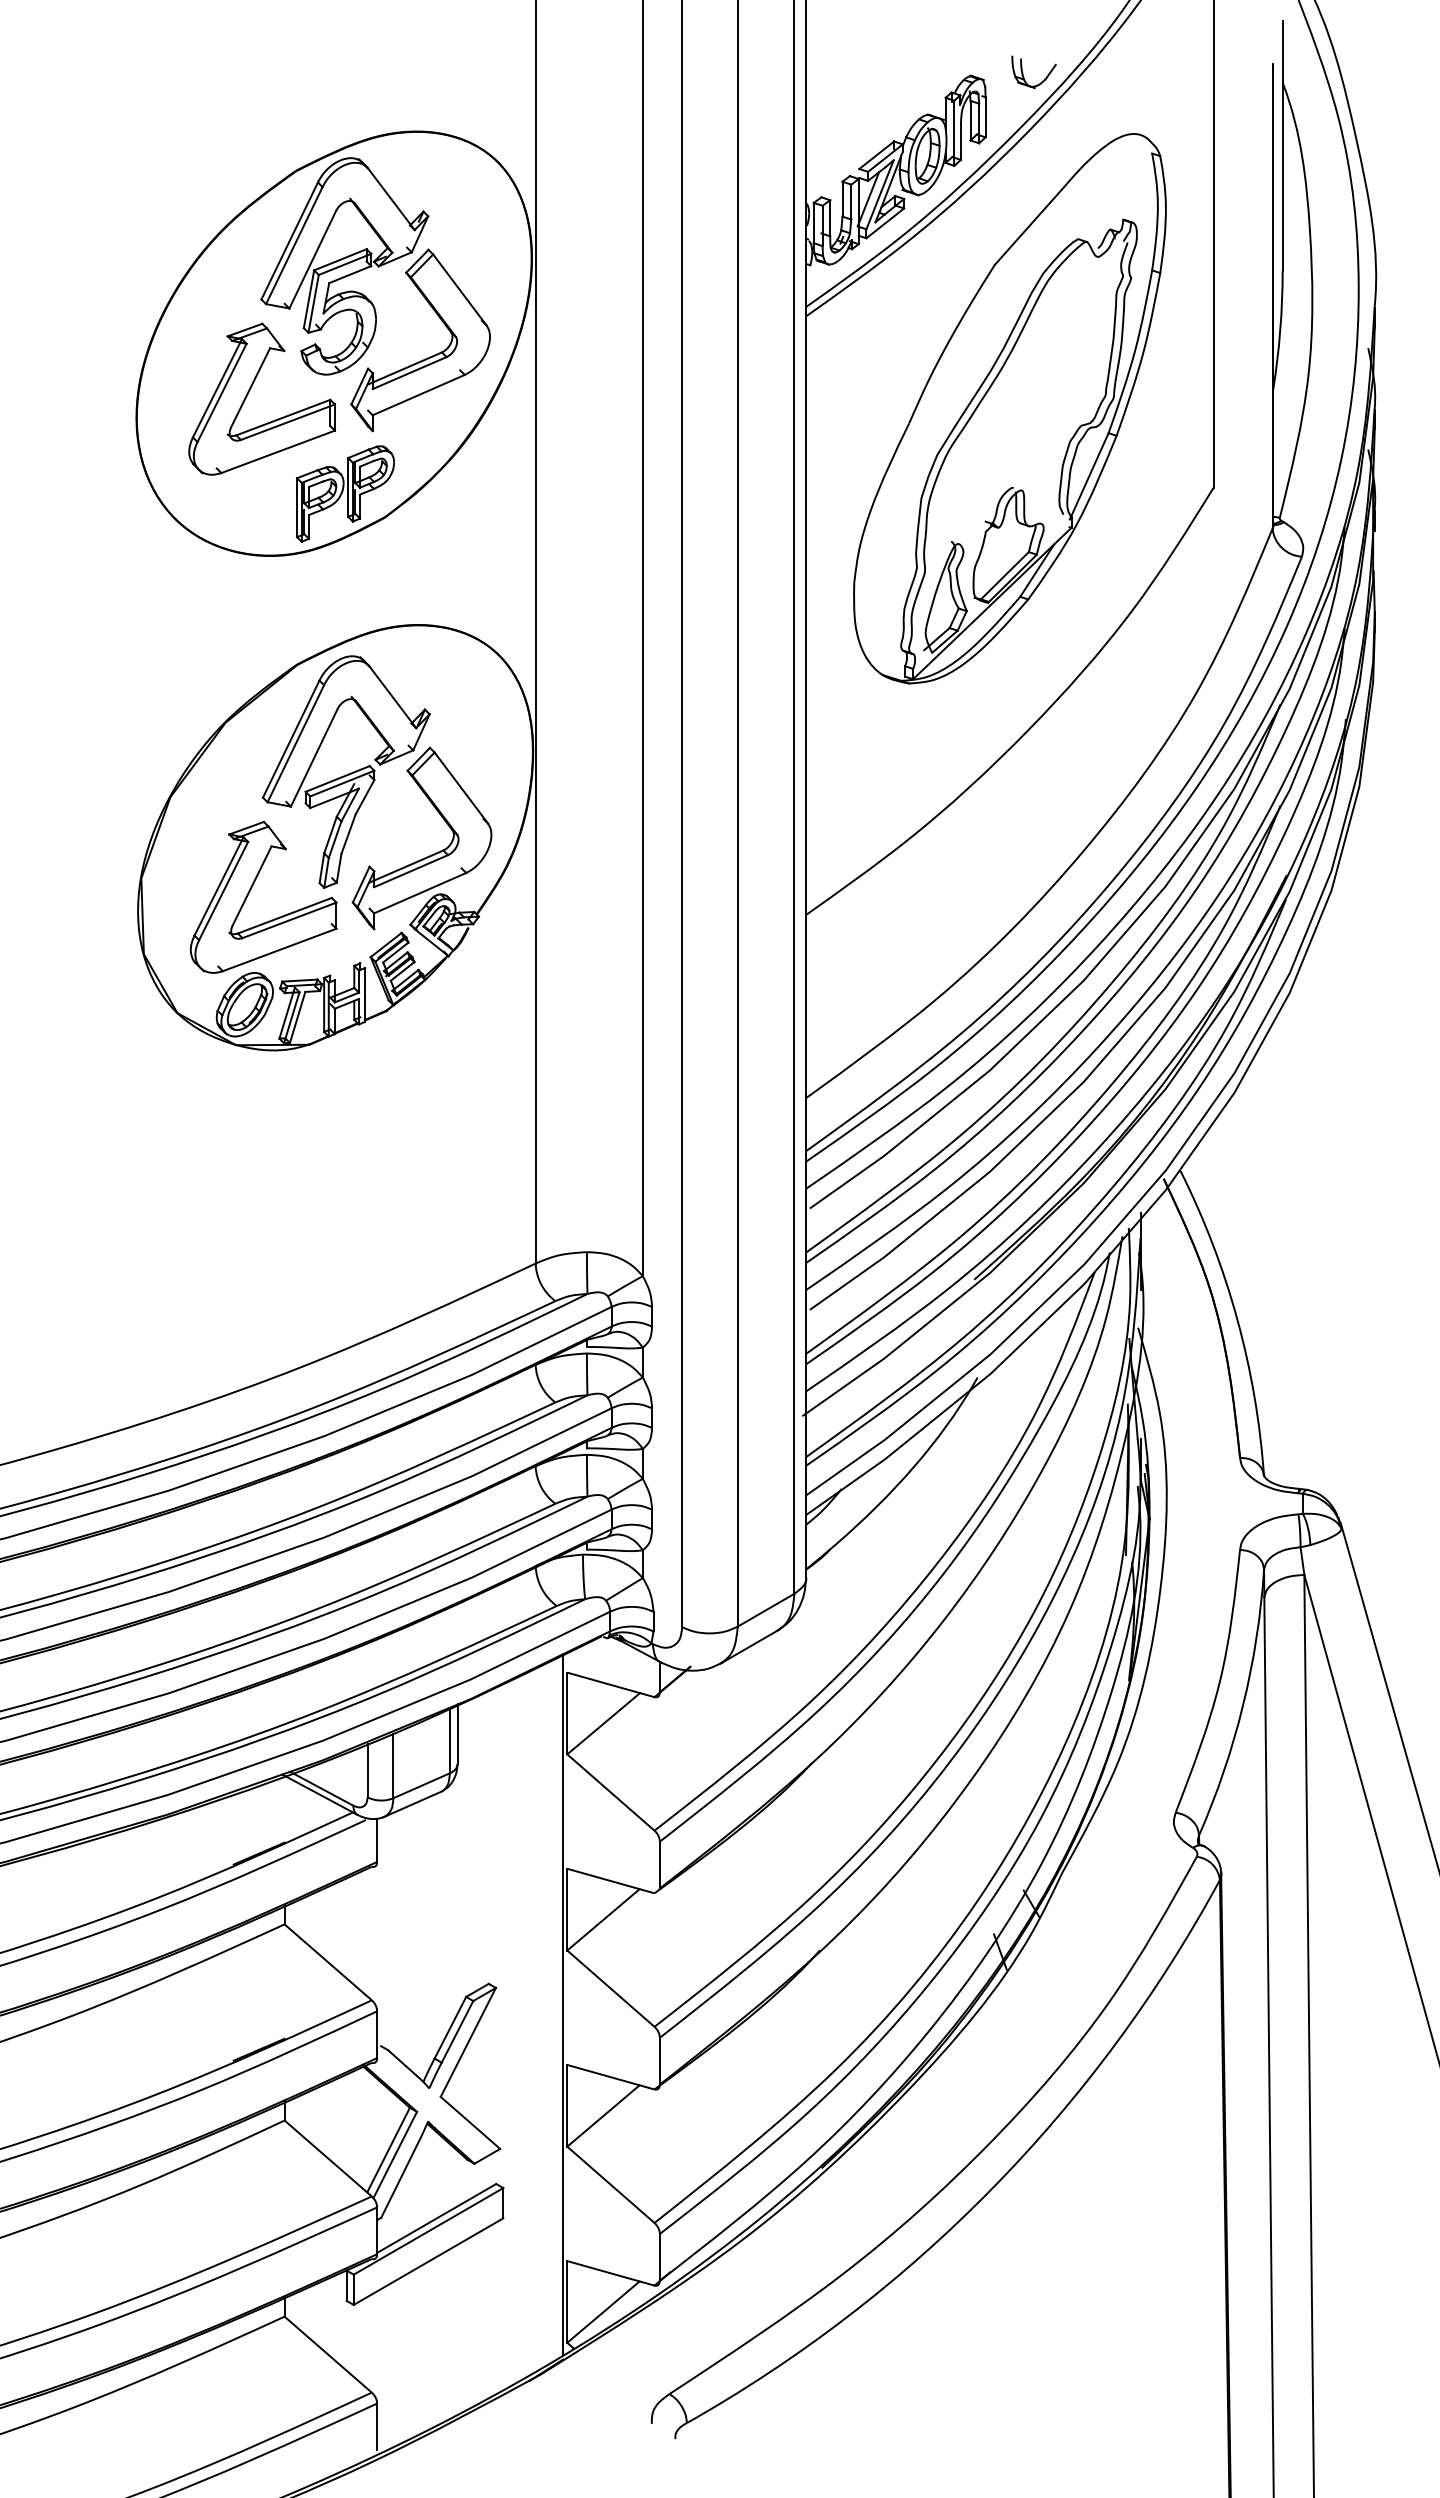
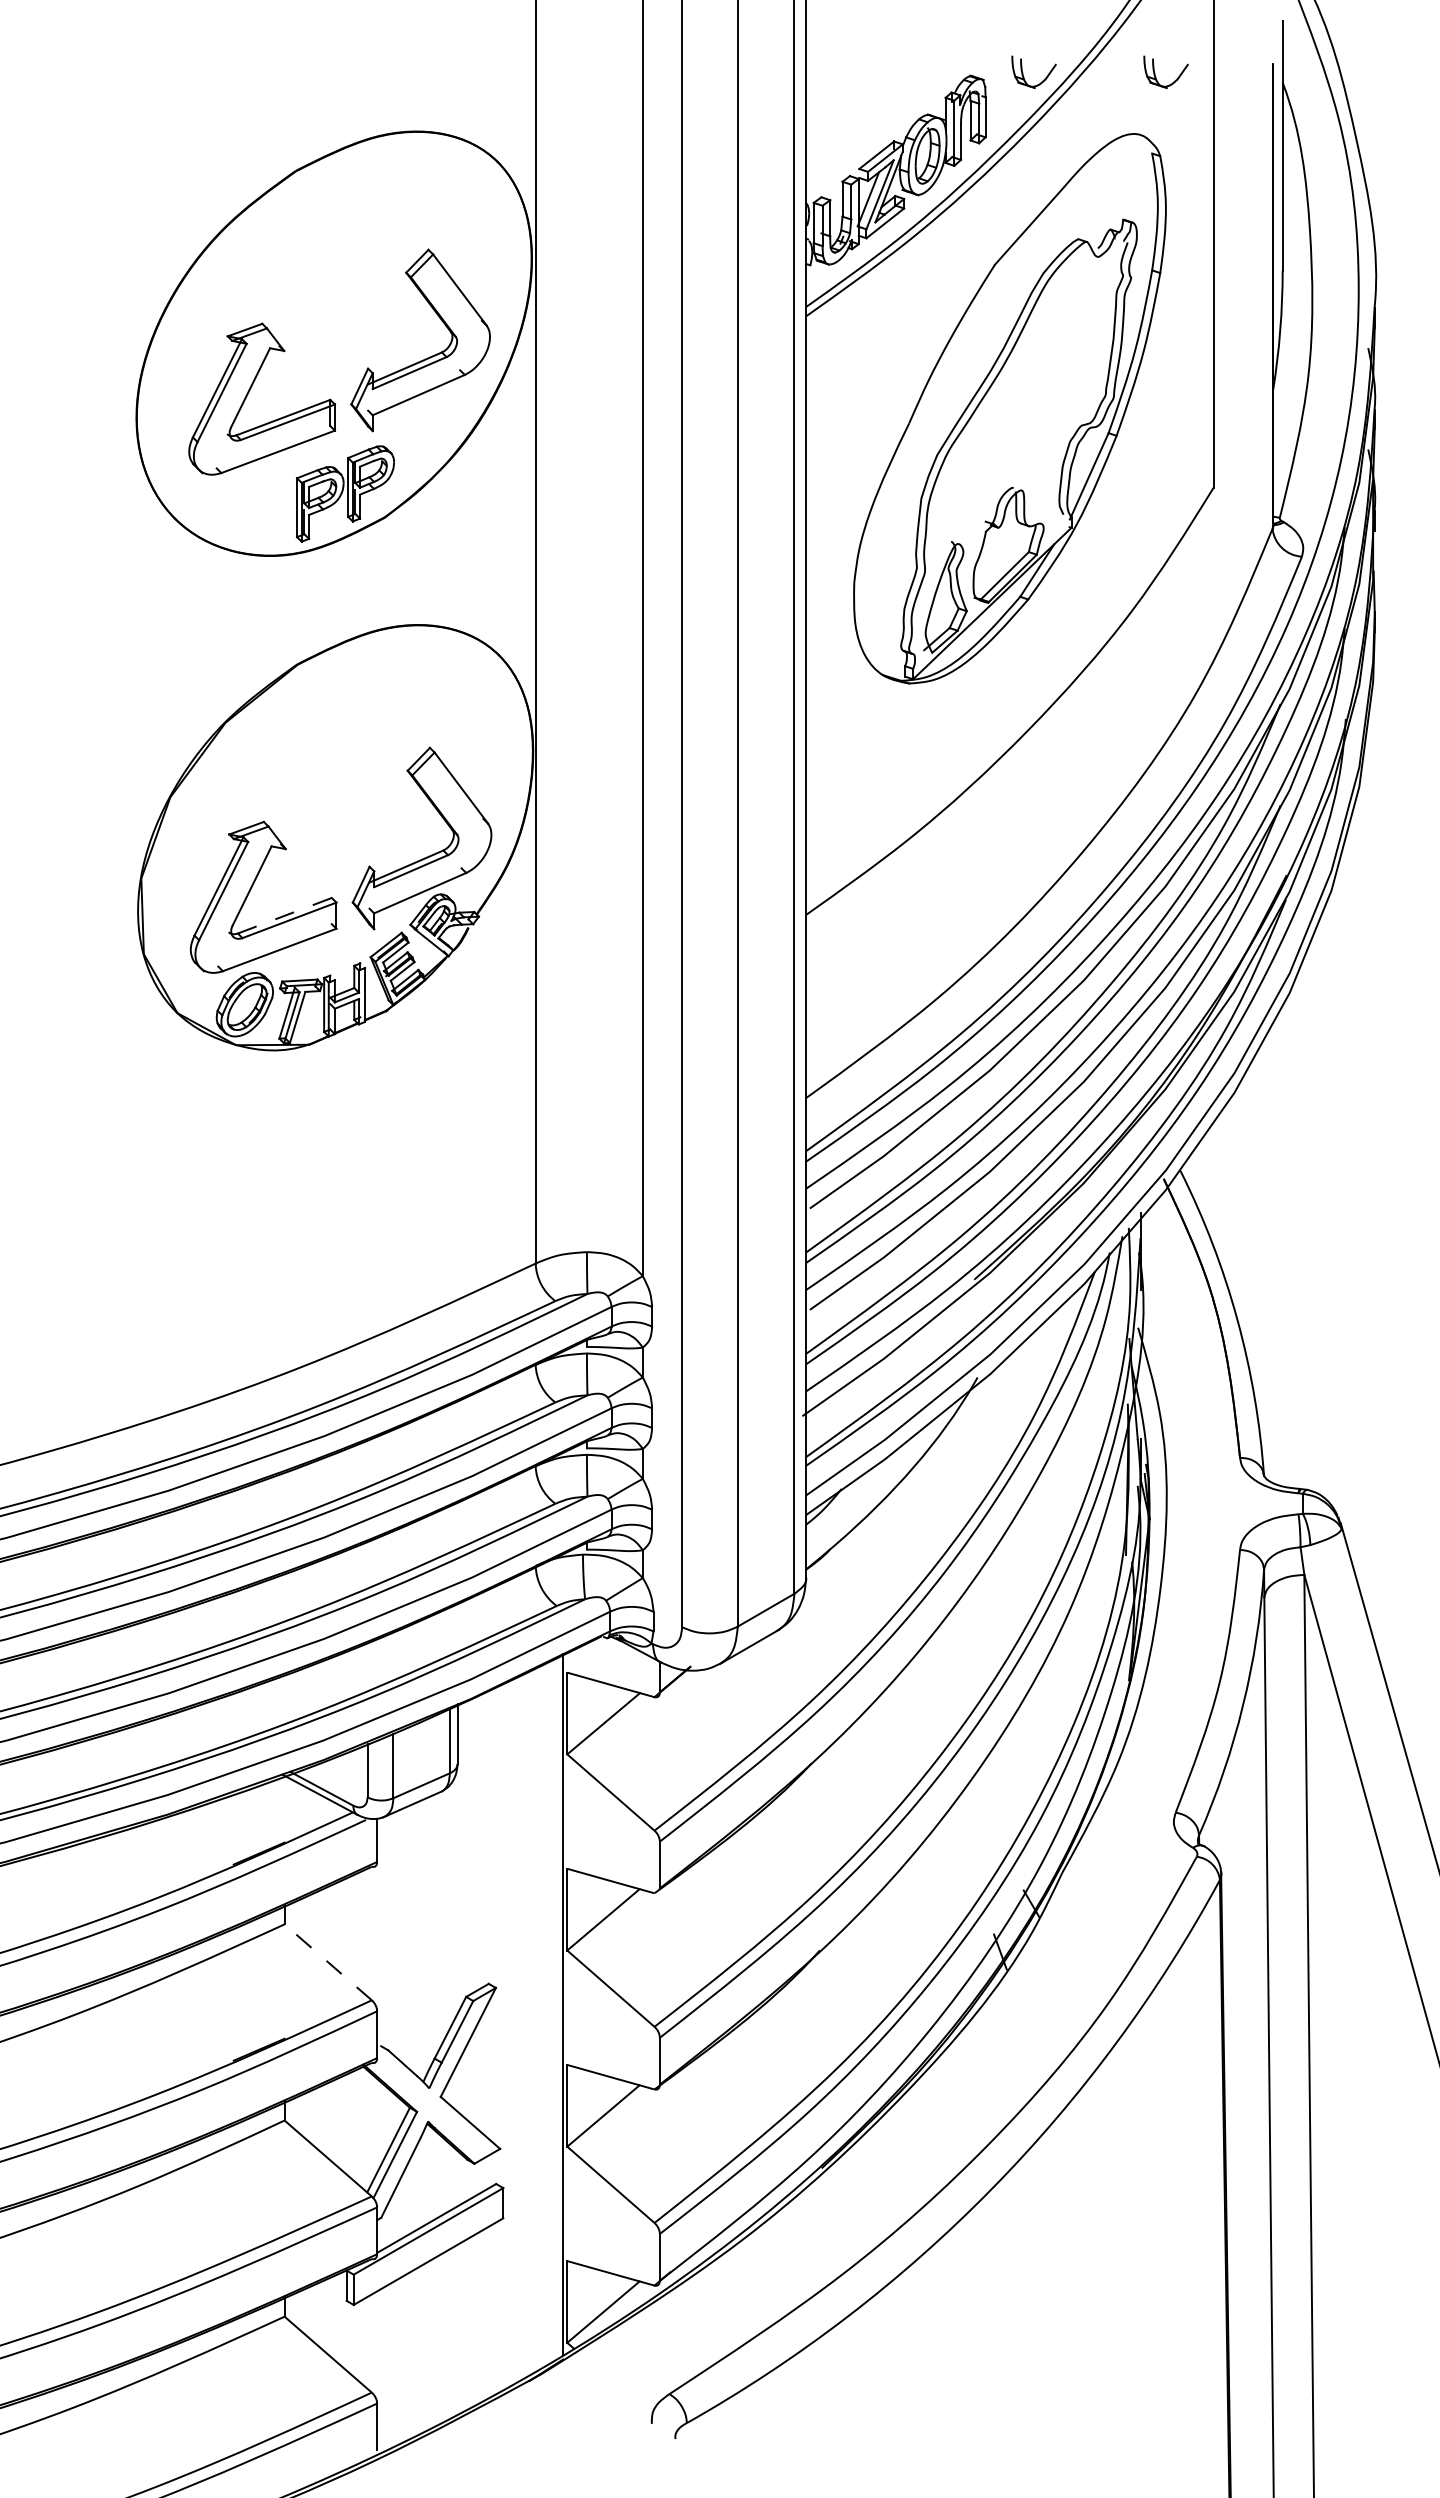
part: none -> present (1155, 72)
part: present -> none (344, 266)
part: present -> none (345, 771)
line: solid -> dashed (285, 915)
line: solid -> dashed (328, 1962)
